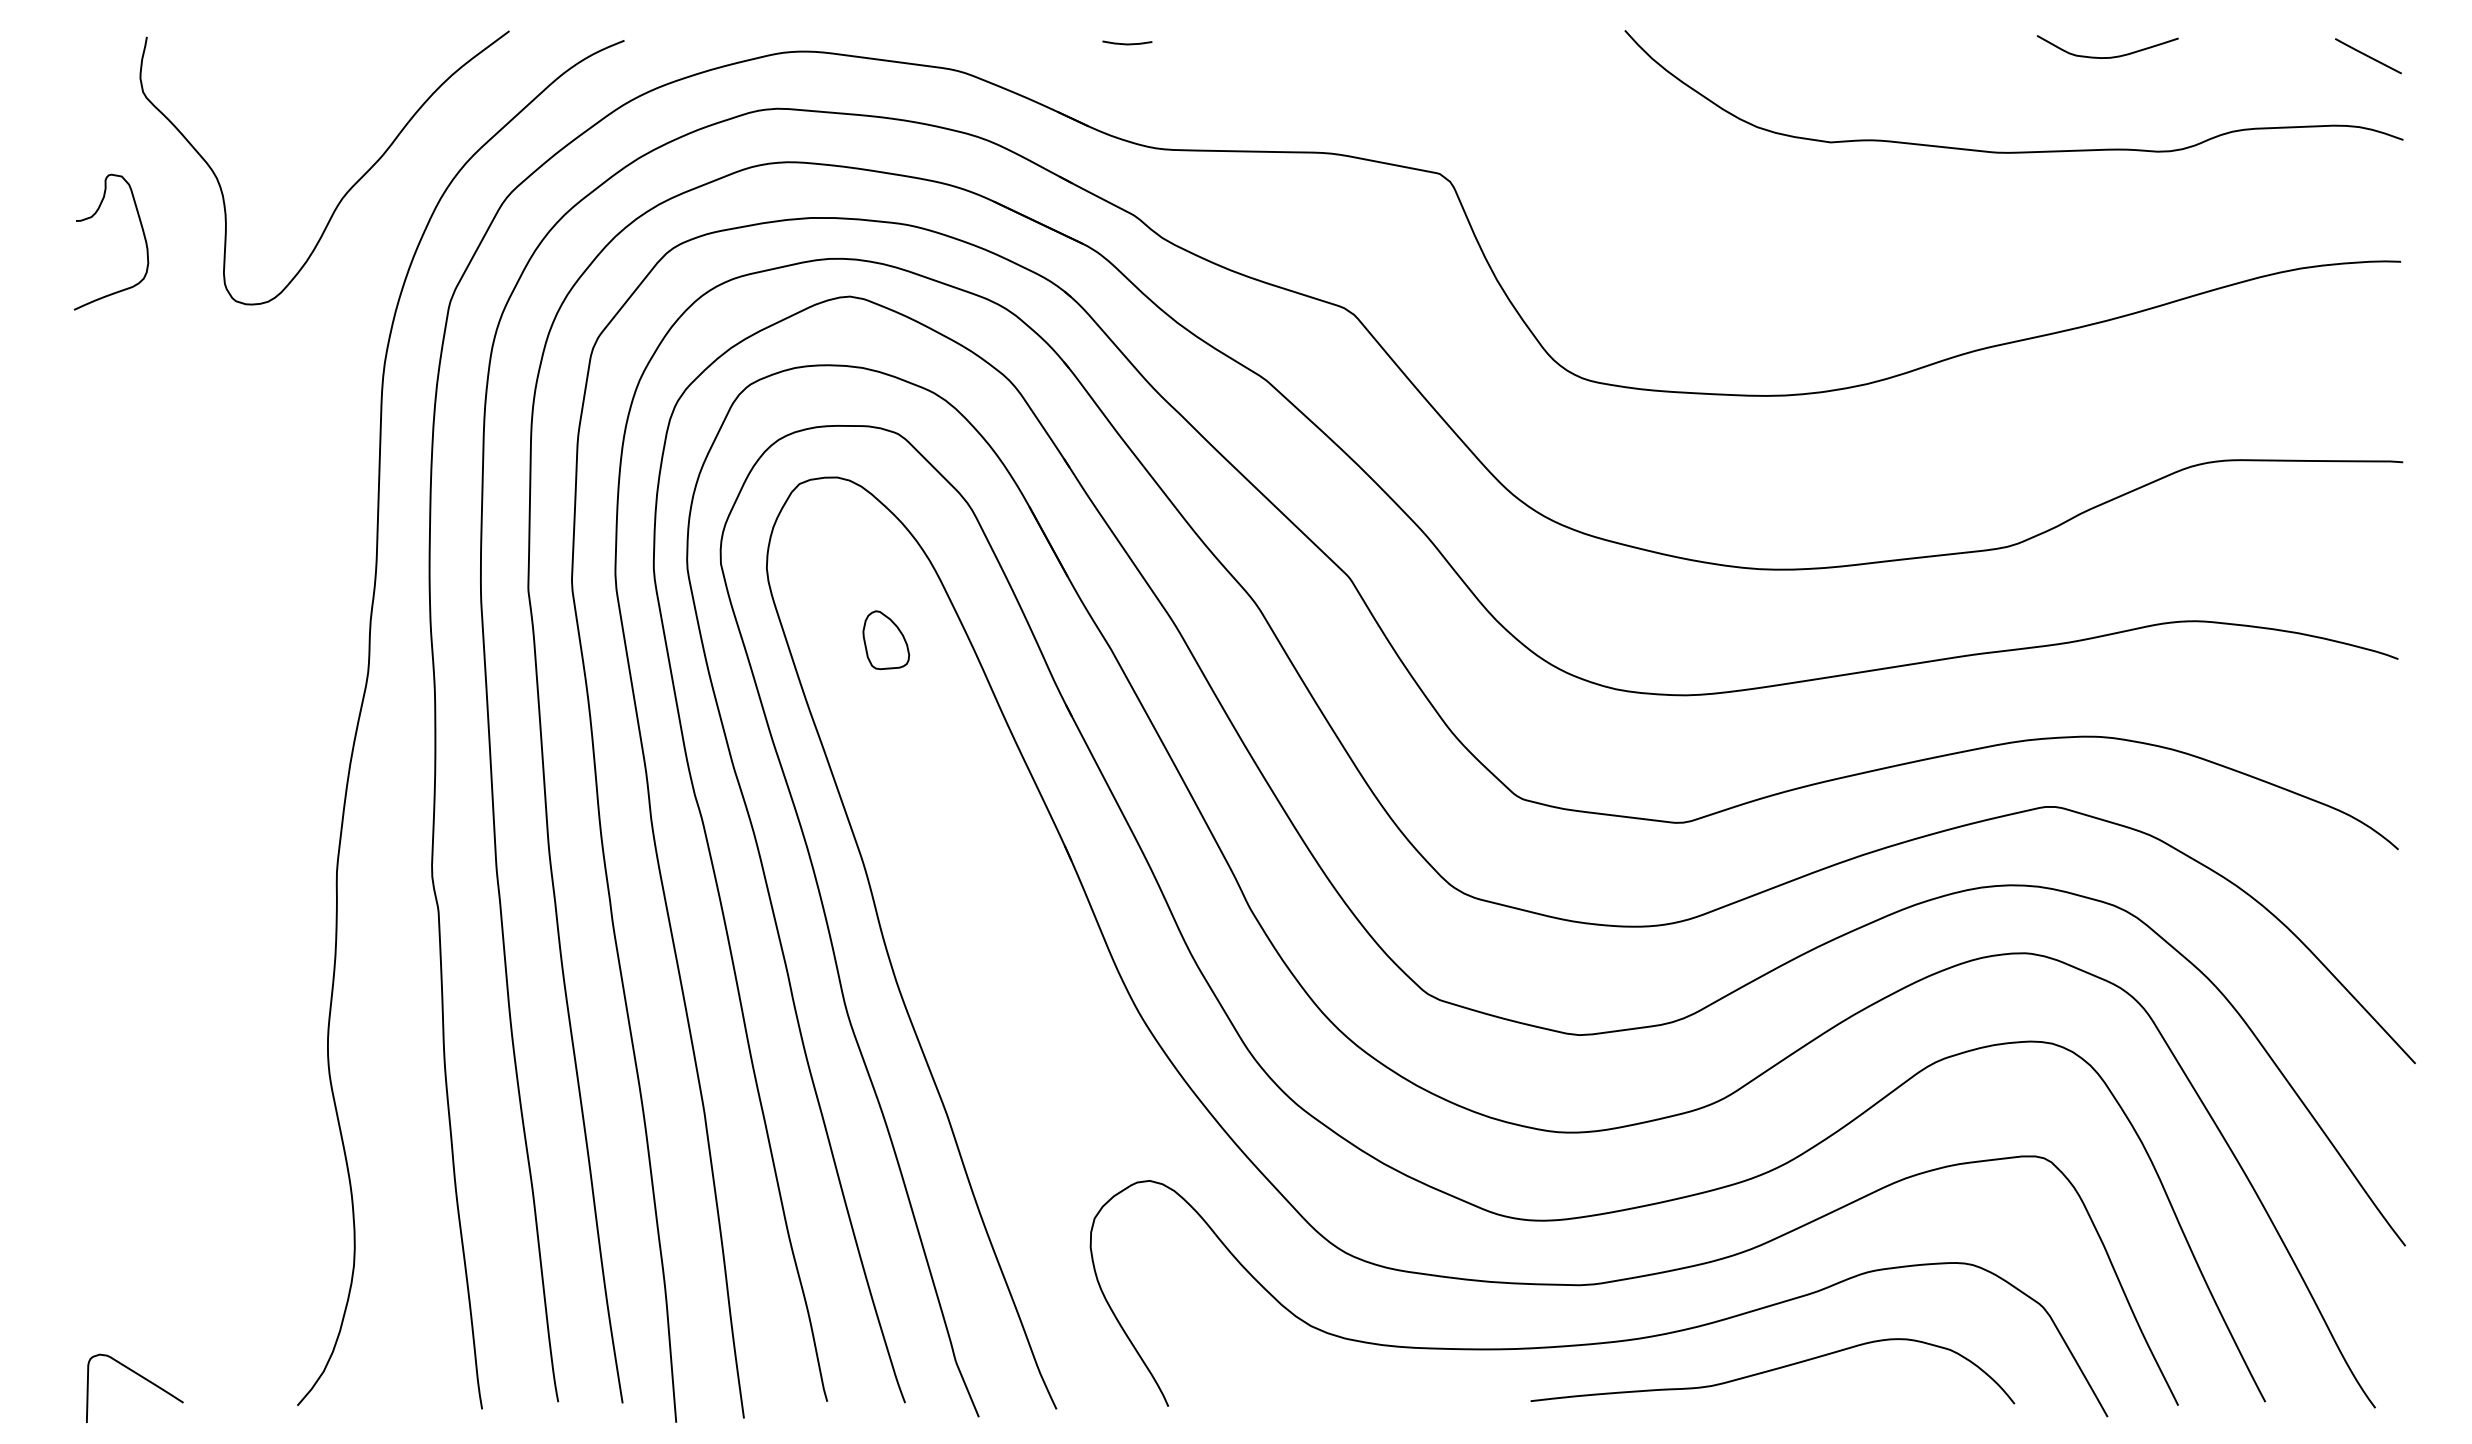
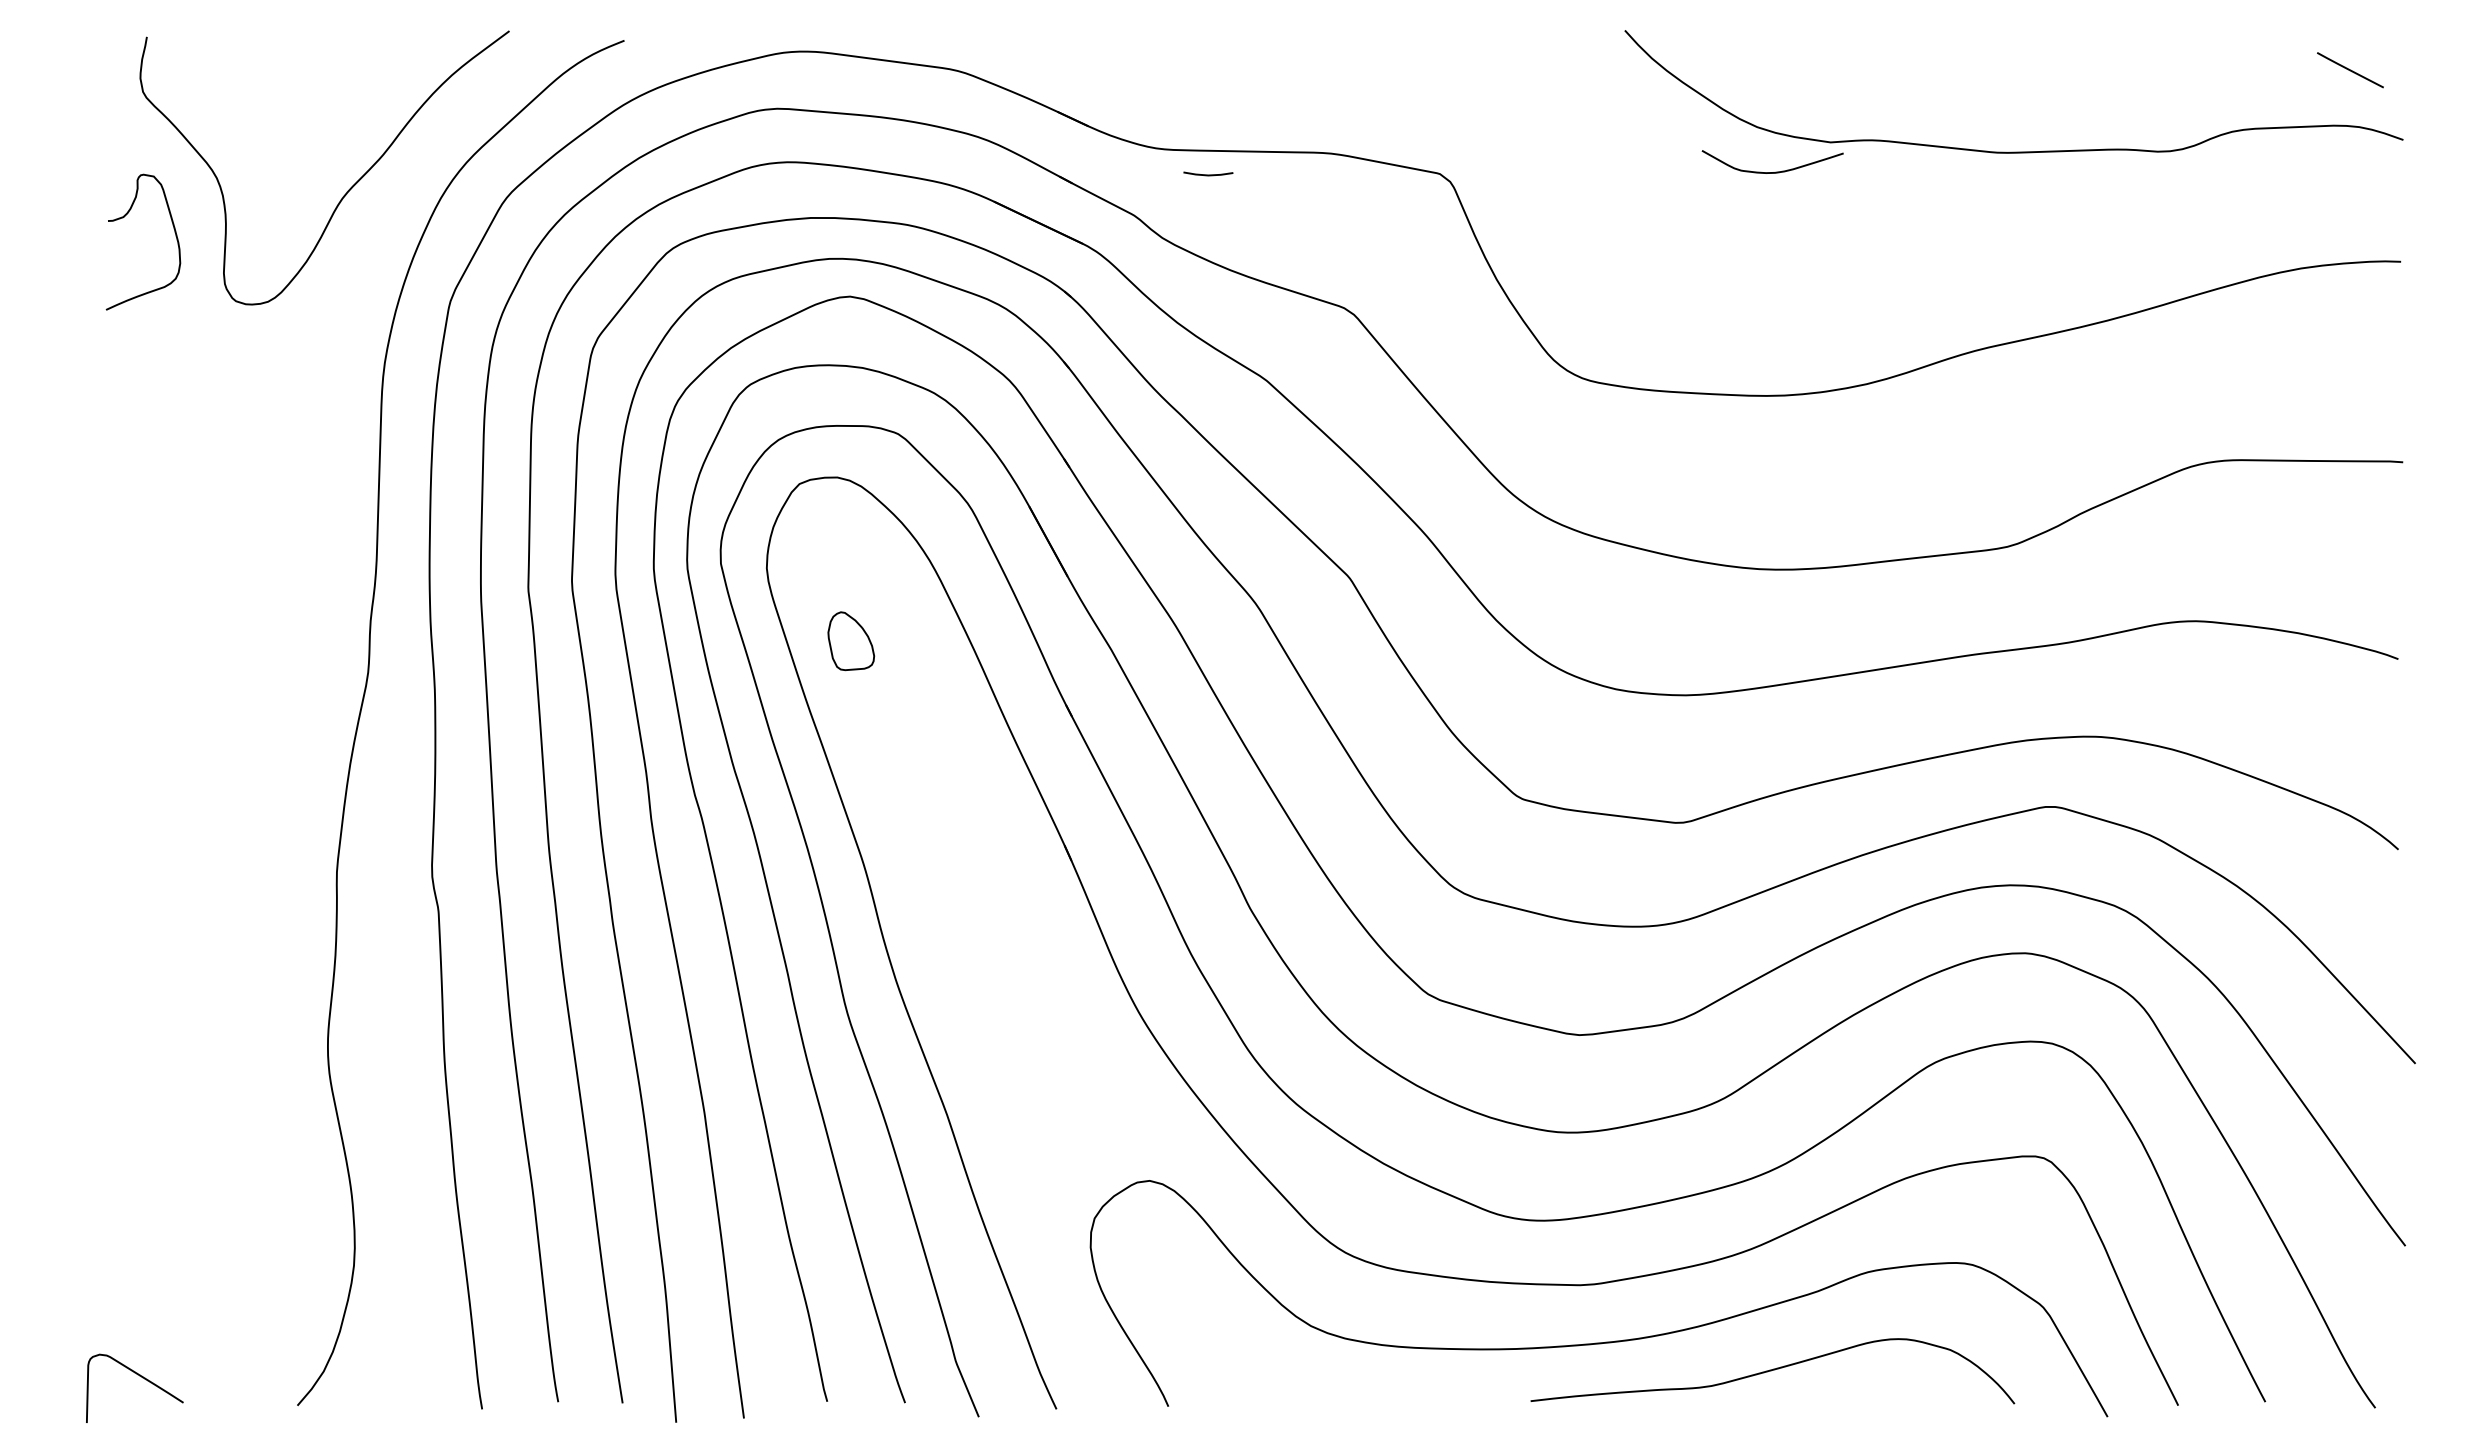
line position: (1127, 43) -> (1208, 174) (1208, 174)
curve position: (2110, 56) -> (1775, 171) (1775, 171)
line position: (2368, 56) -> (2350, 70) (2350, 70)
curve position: (91, 218) -> (123, 218) (123, 218)
part position: (886, 640) -> (851, 641) (851, 641)
